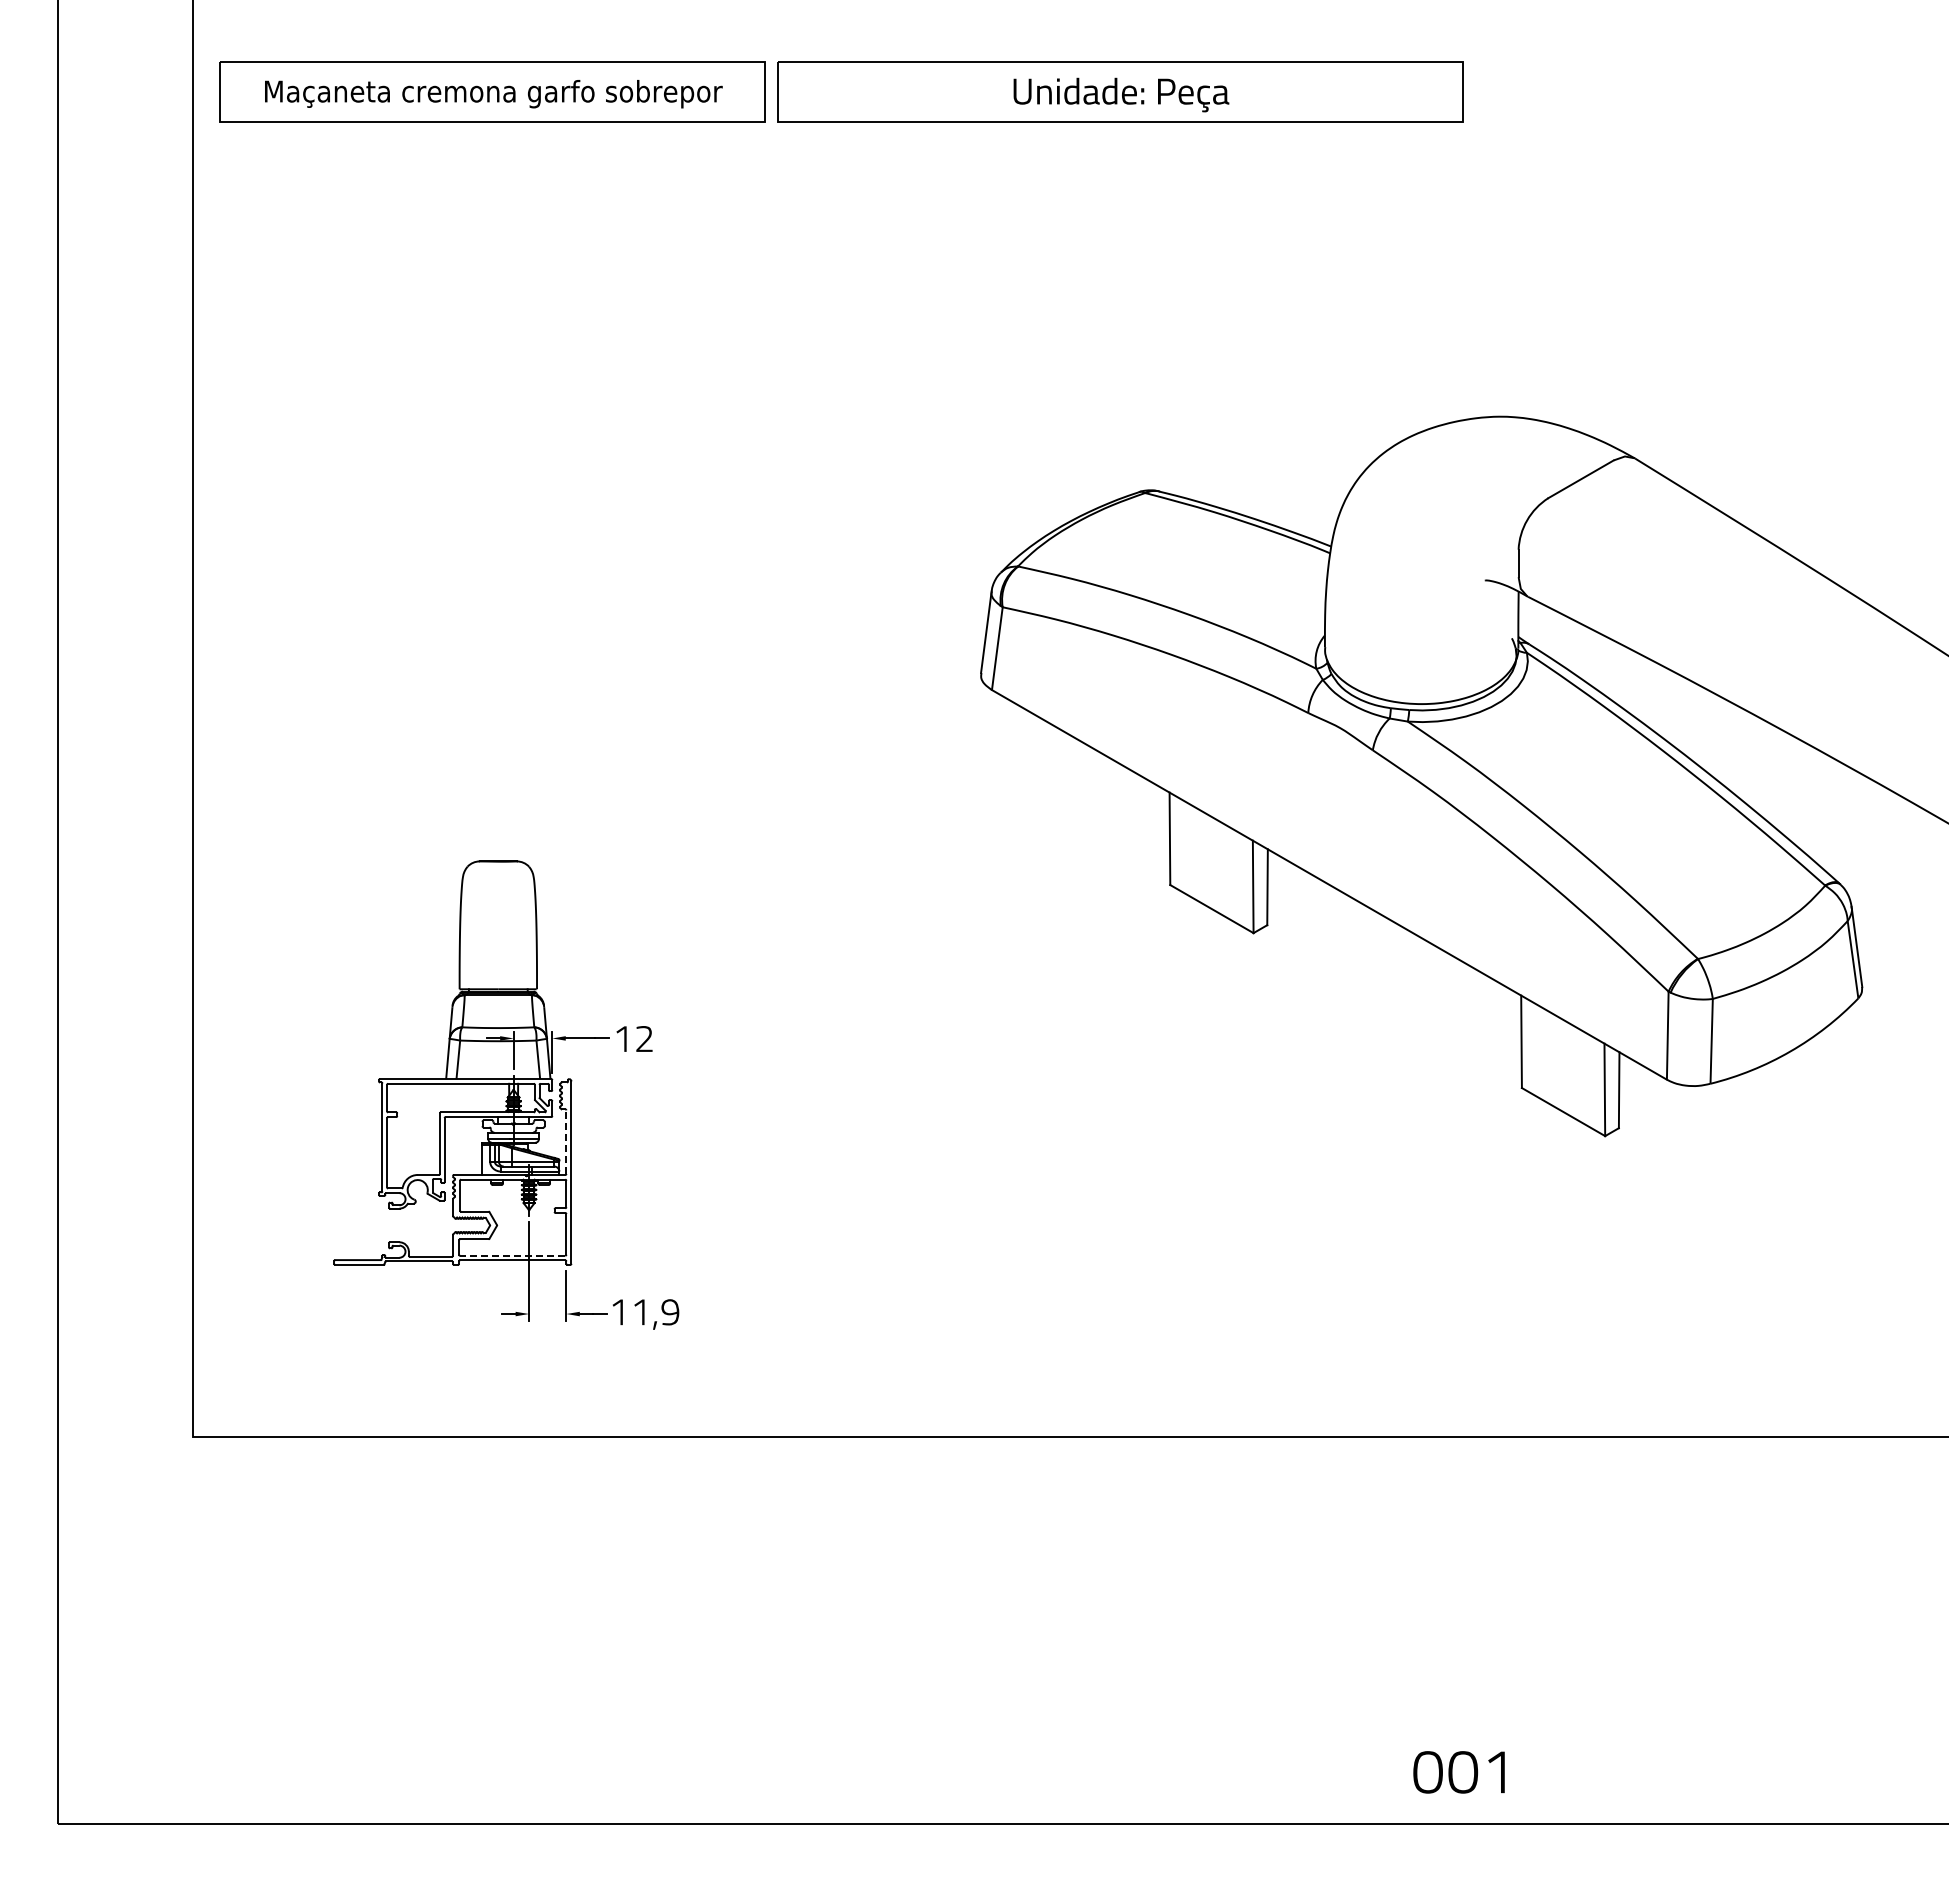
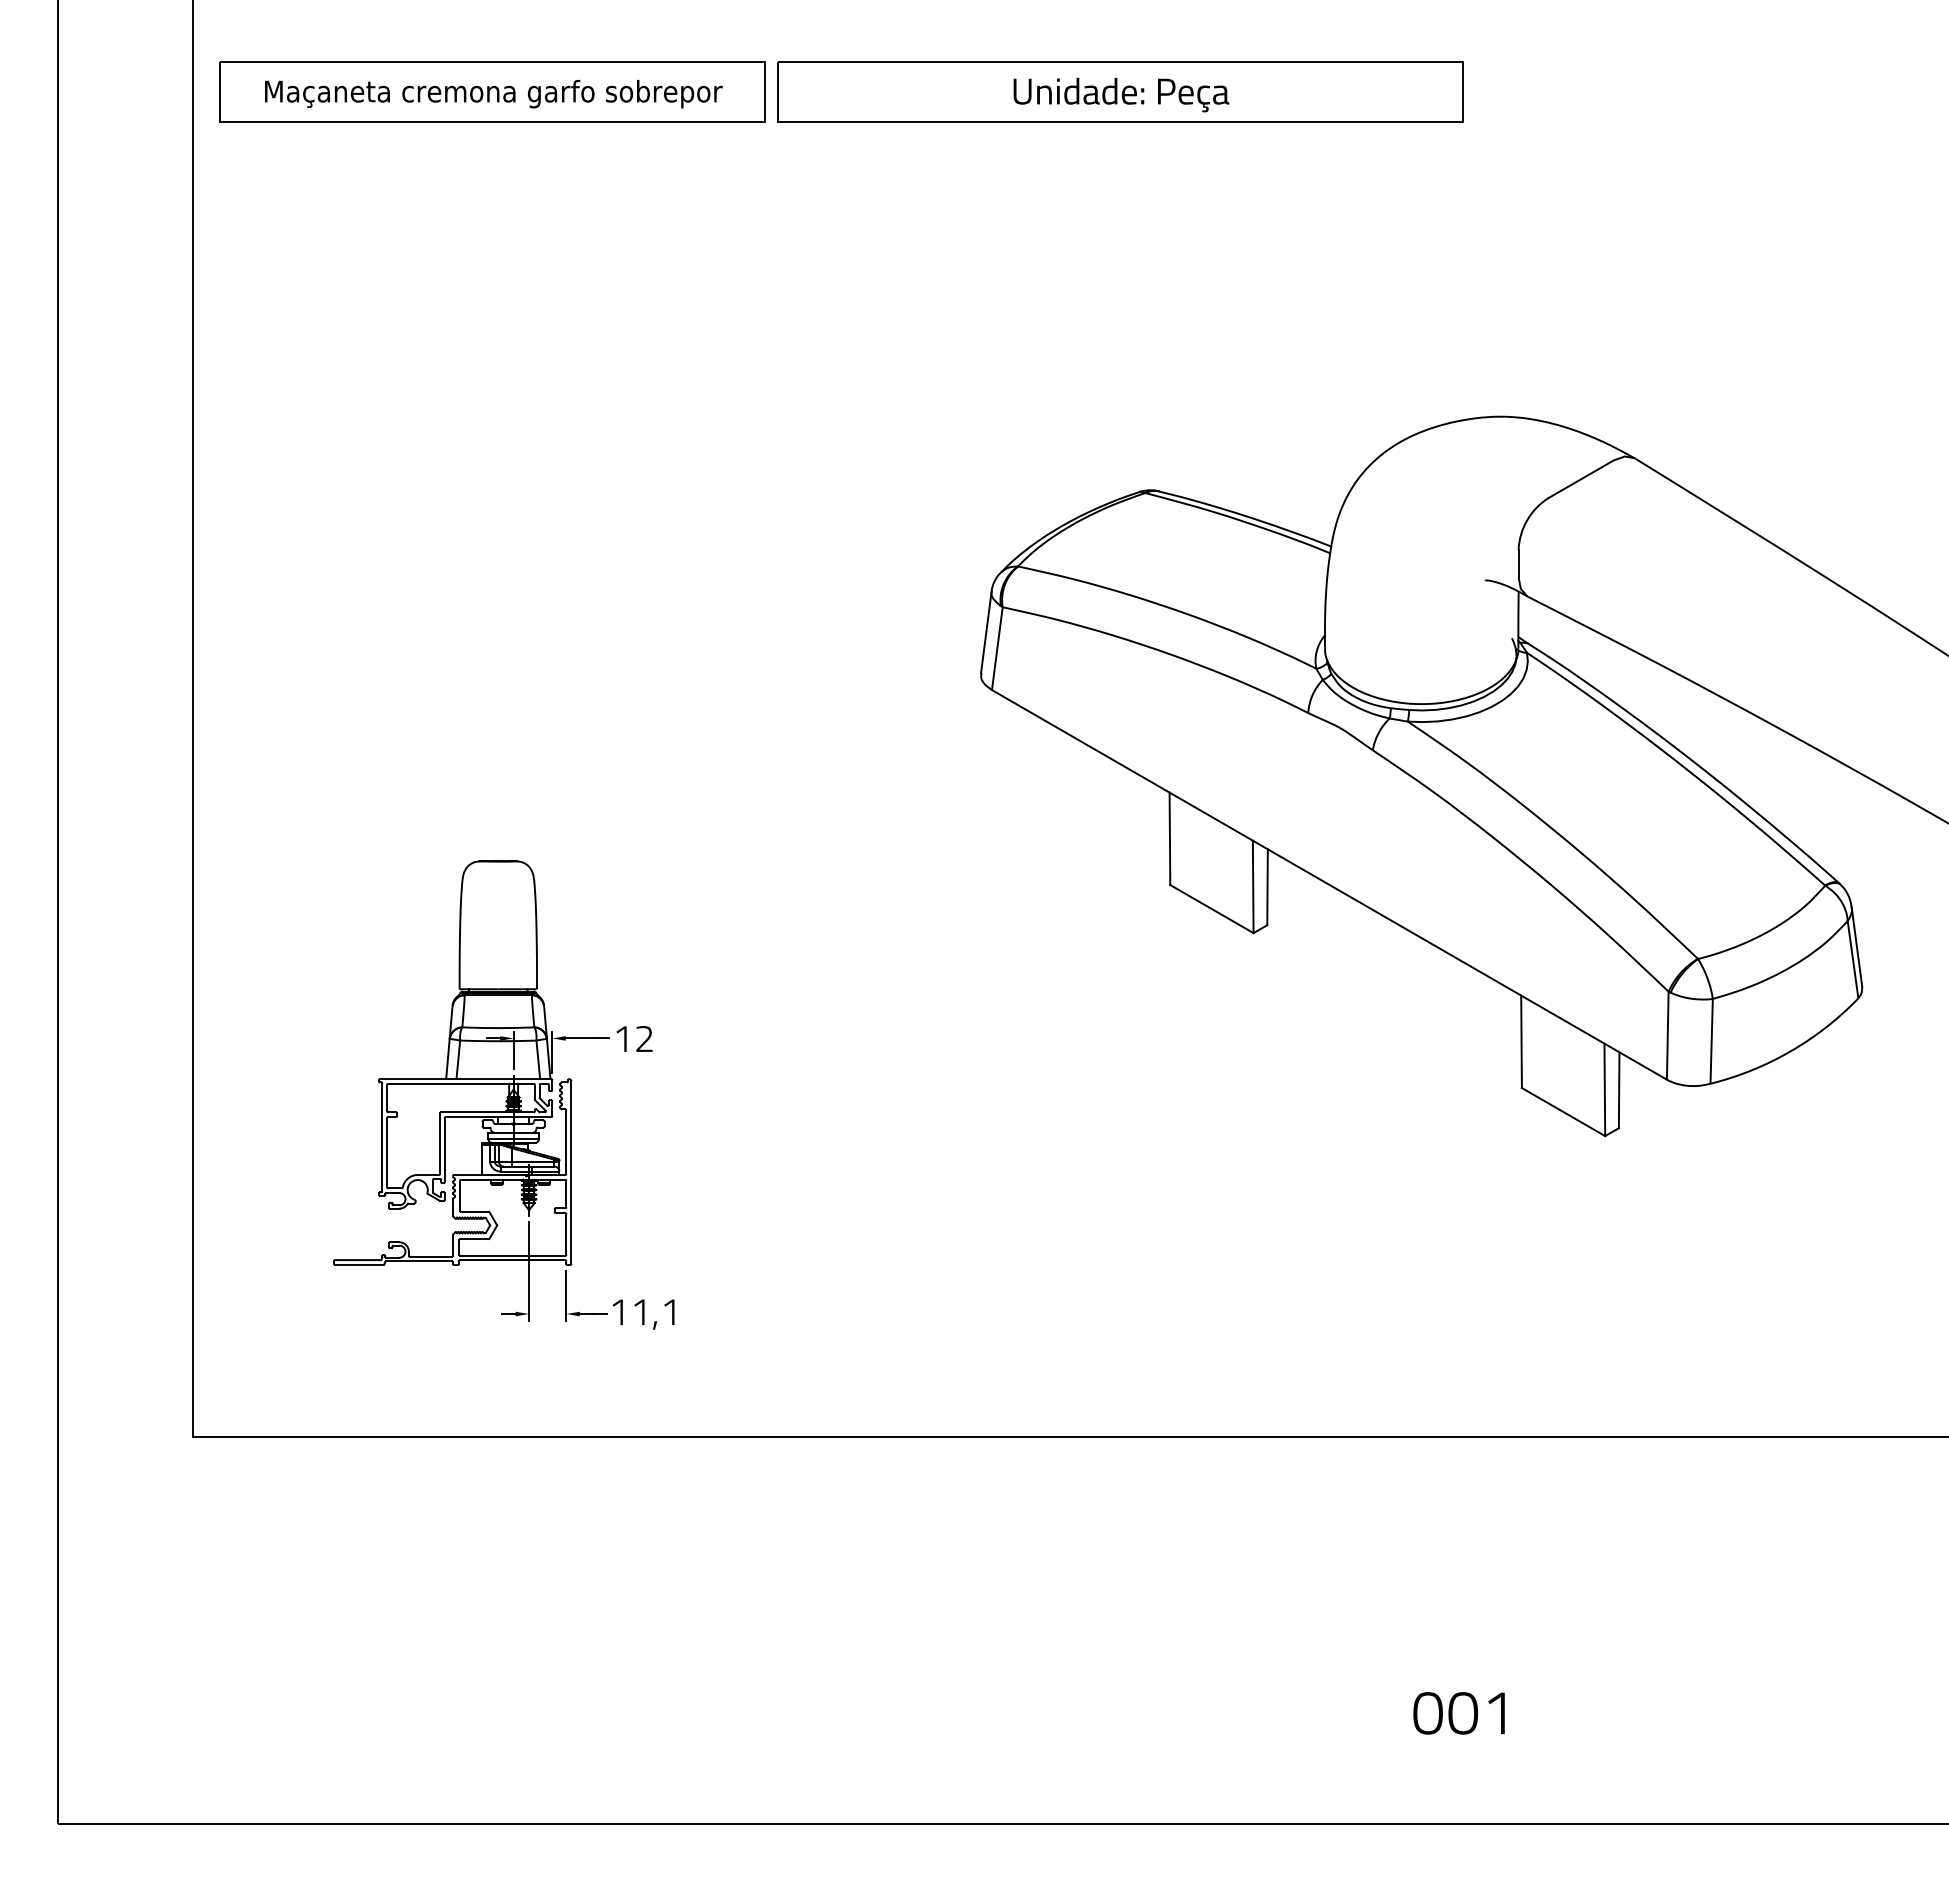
line: dashed -> solid (566, 1142)
line: dashed -> solid (512, 1255)
text: 11,9 -> 11,1 (670, 1312)
text position: (1458, 1772) -> (1458, 1713) (1458, 1713)
